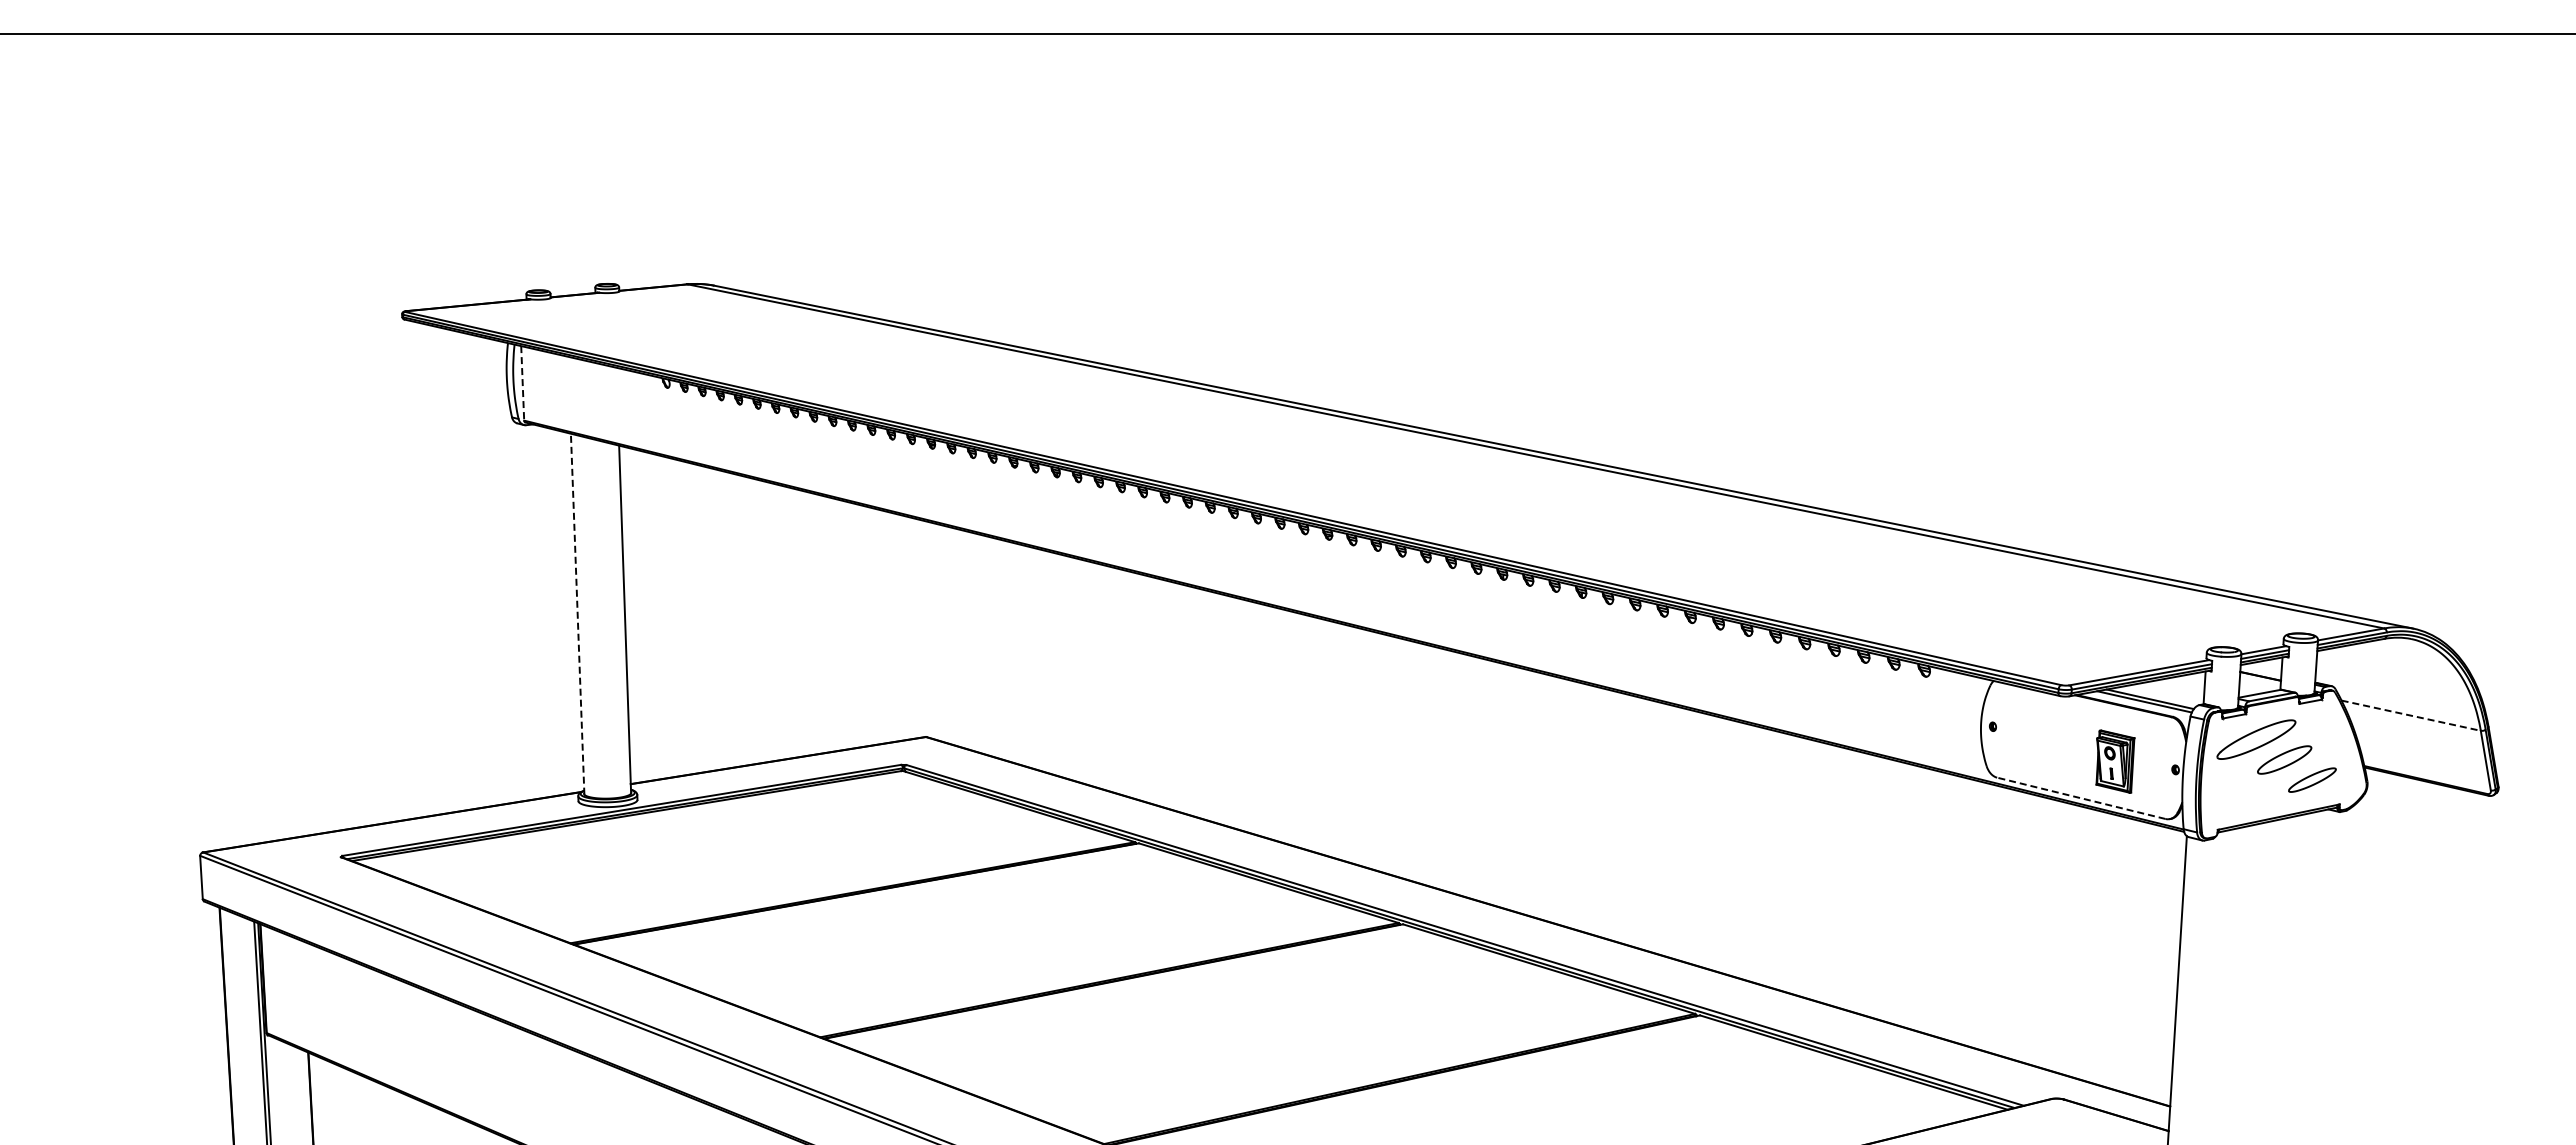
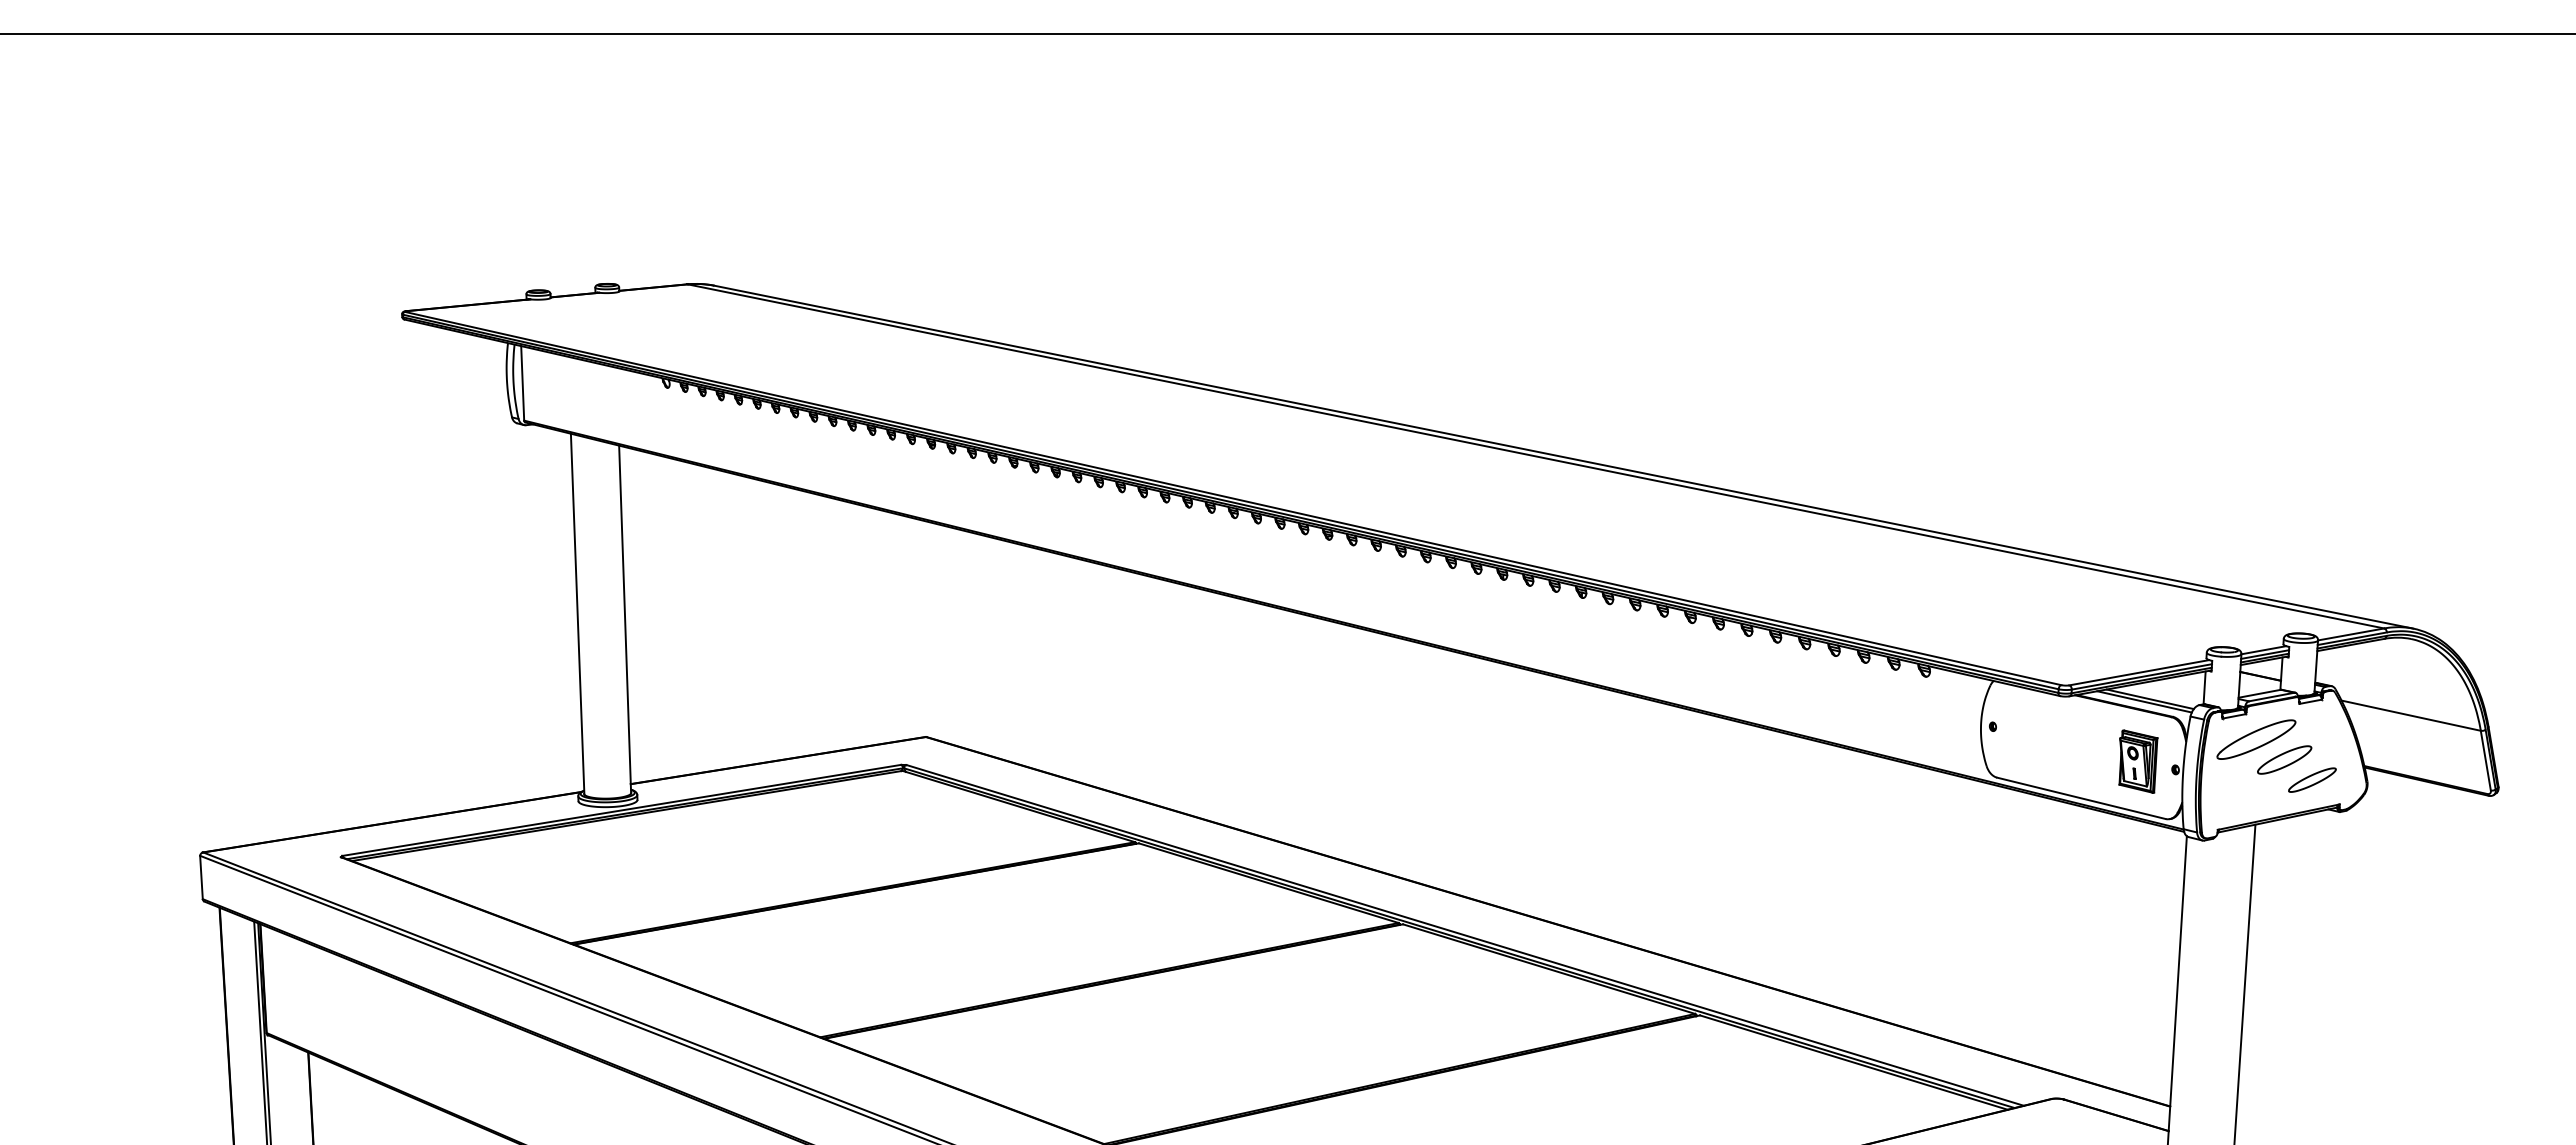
line: dashed -> solid (522, 383)
line: dashed -> solid (577, 614)
line: dashed -> solid (2411, 715)
part position: (2115, 761) -> (2138, 761) (2138, 761)
line: dashed -> solid (2081, 798)
line: none -> present (2244, 982)
